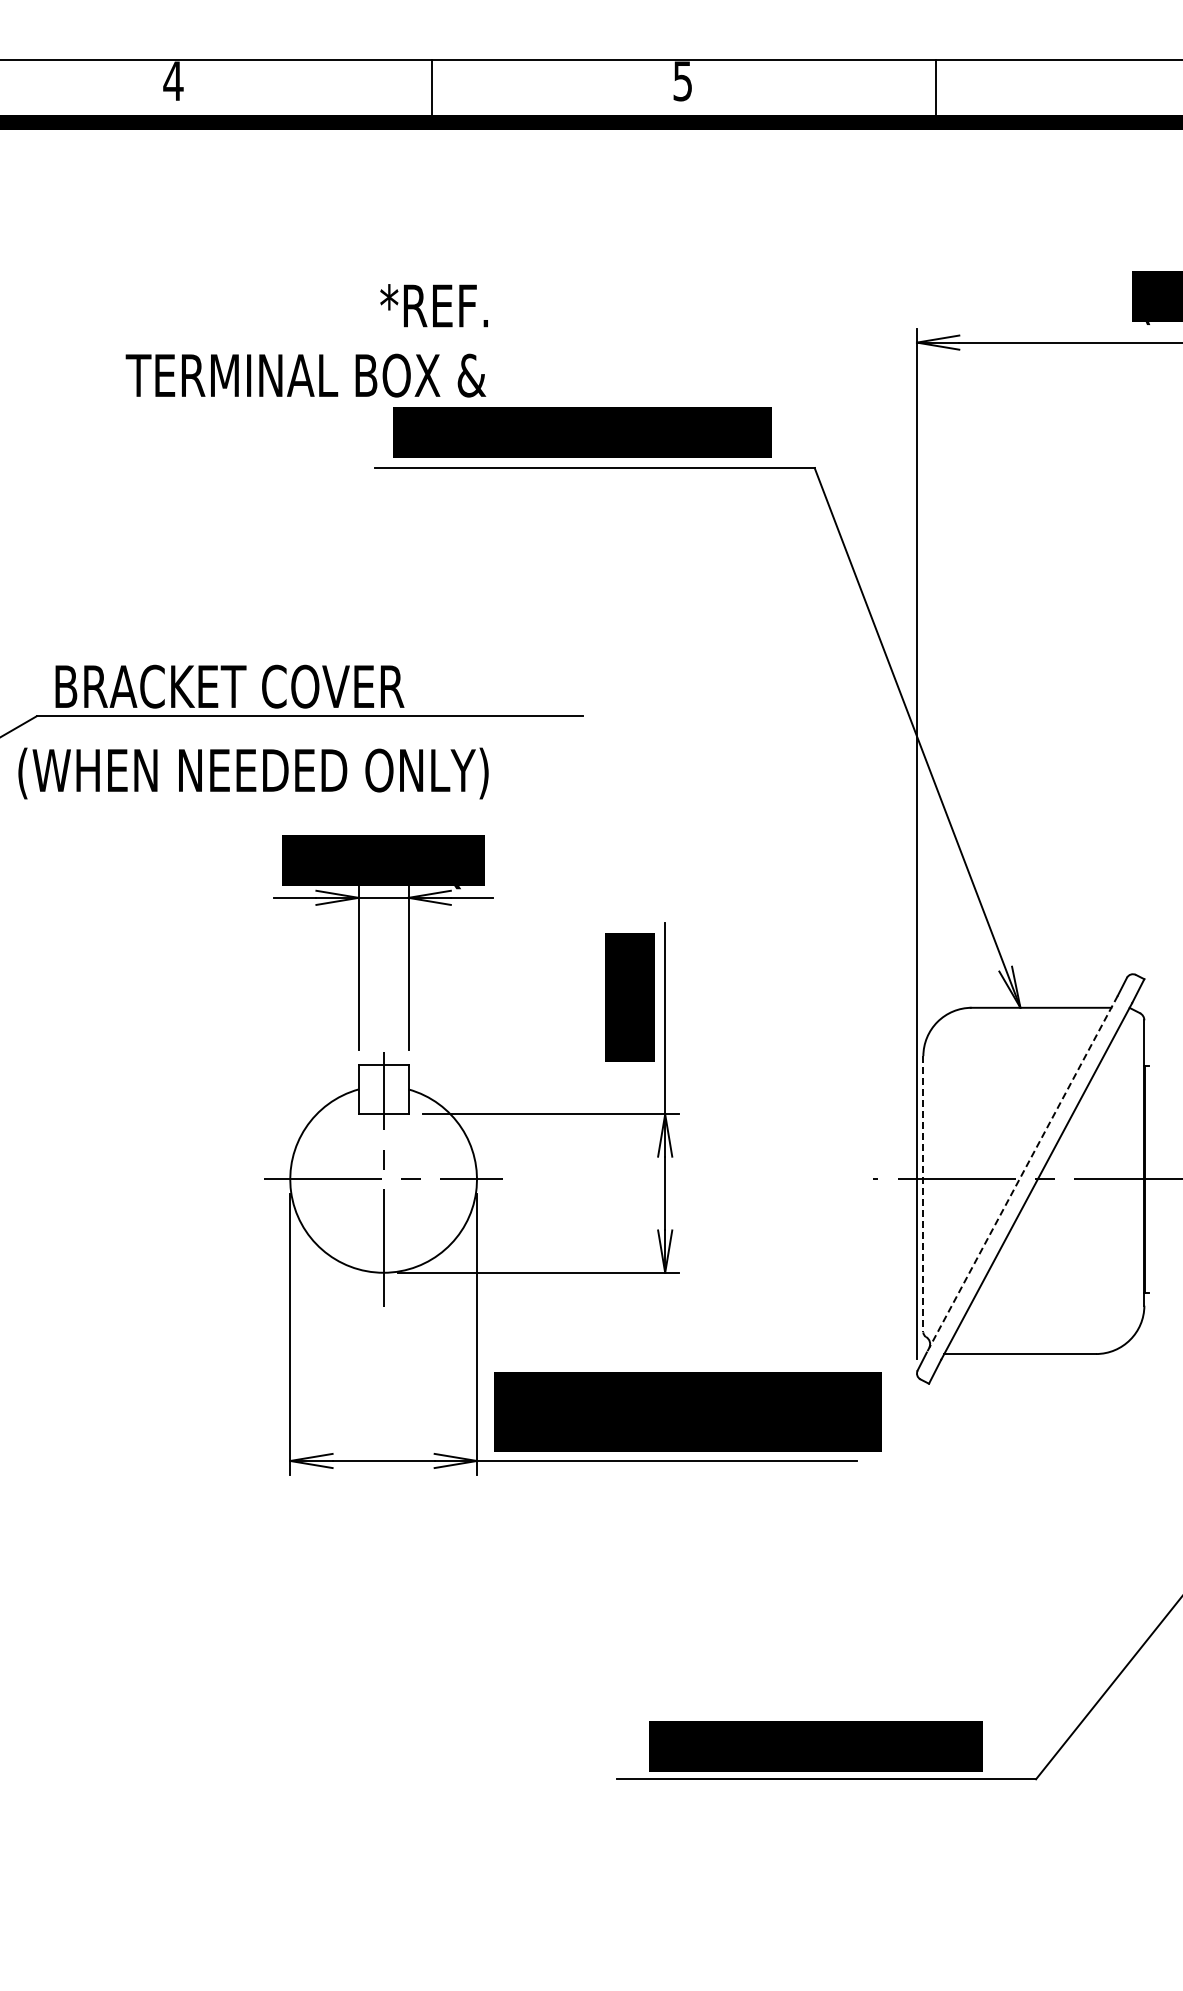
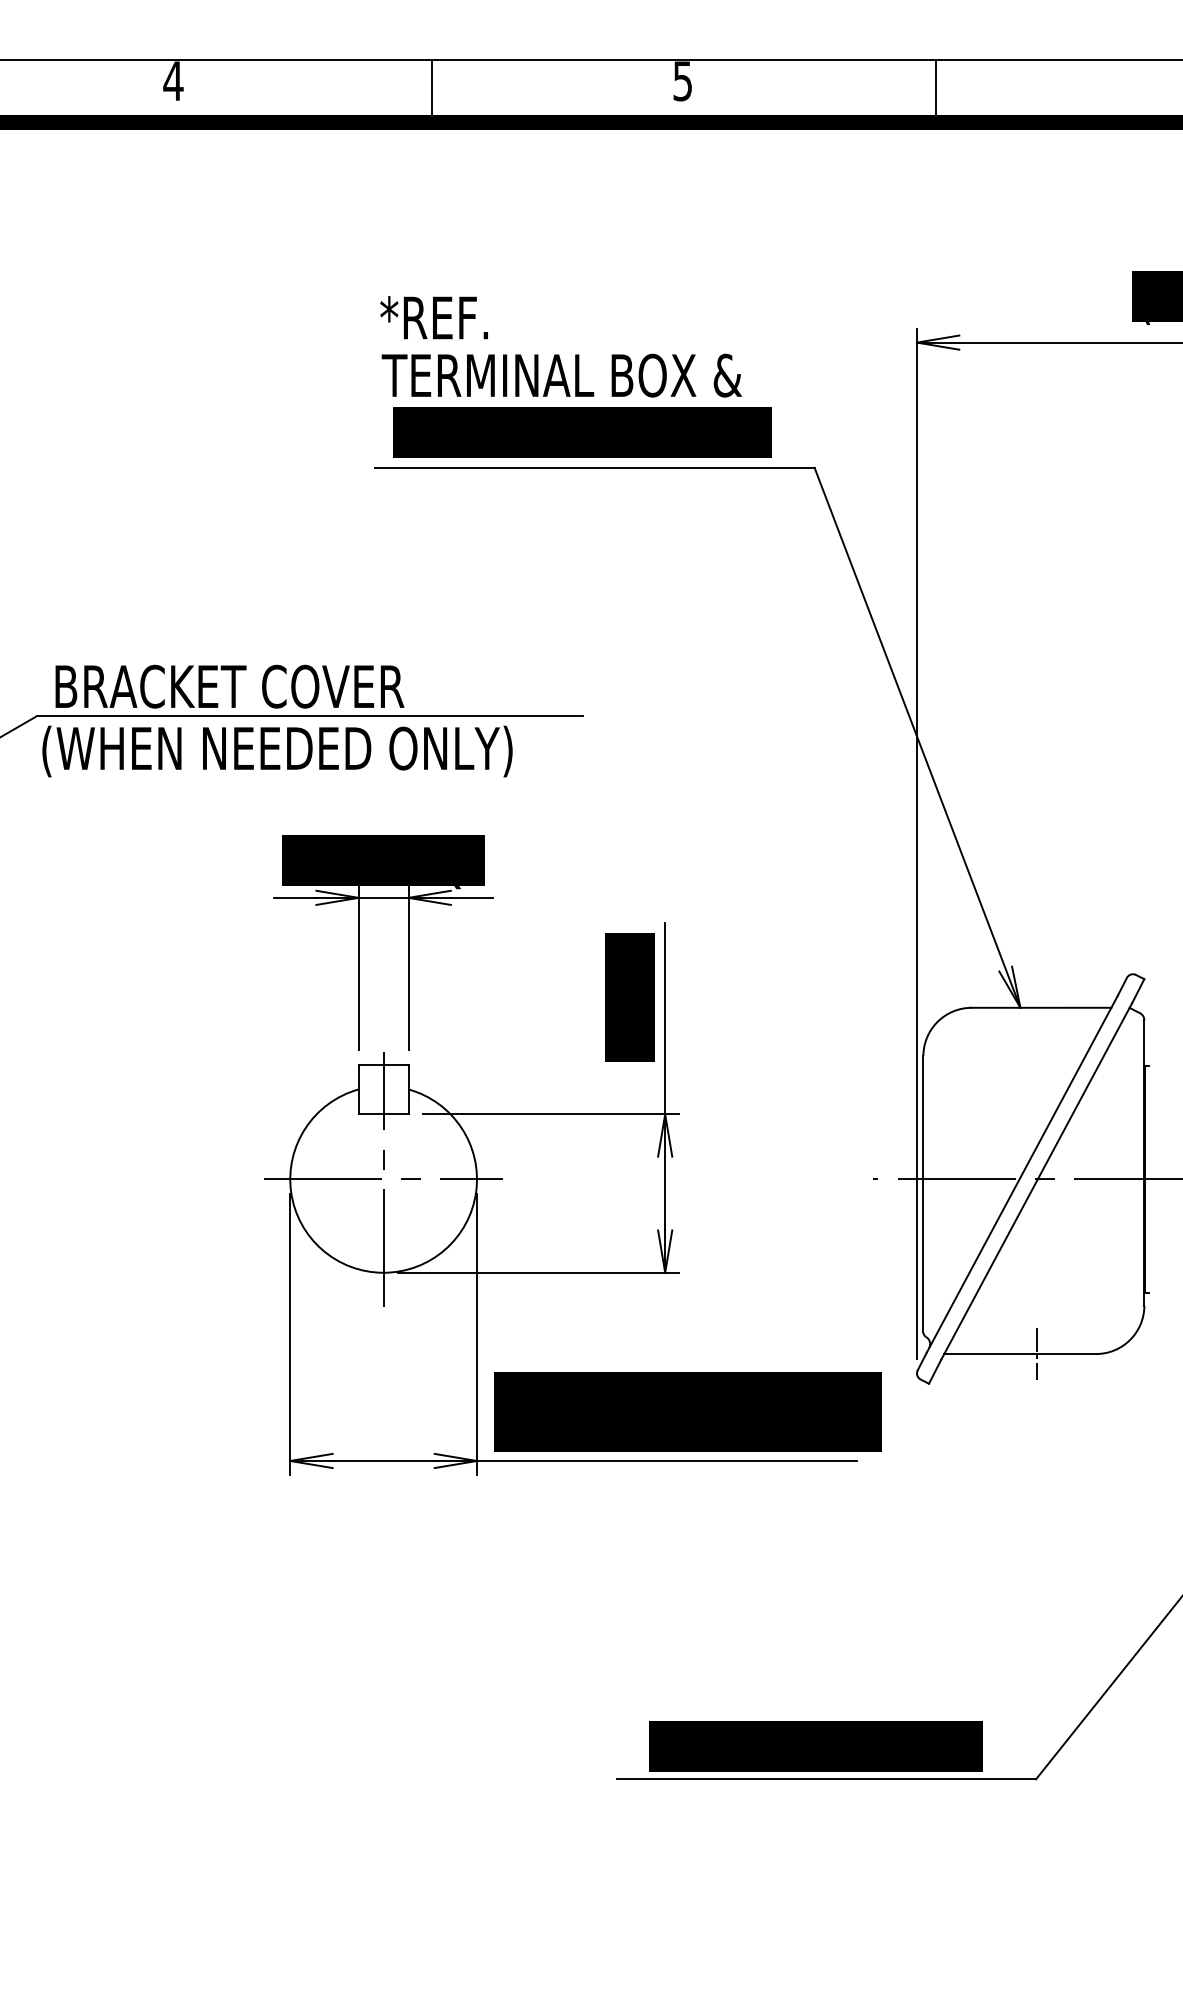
text position: (433, 305) -> (433, 317) (433, 317)
text position: (305, 375) -> (561, 375) (561, 375)
text position: (253, 773) -> (277, 751) (277, 751)
line: dashed -> solid (1022, 1174)
line: dashed -> solid (923, 1194)
line: none -> present (1036, 1354)
